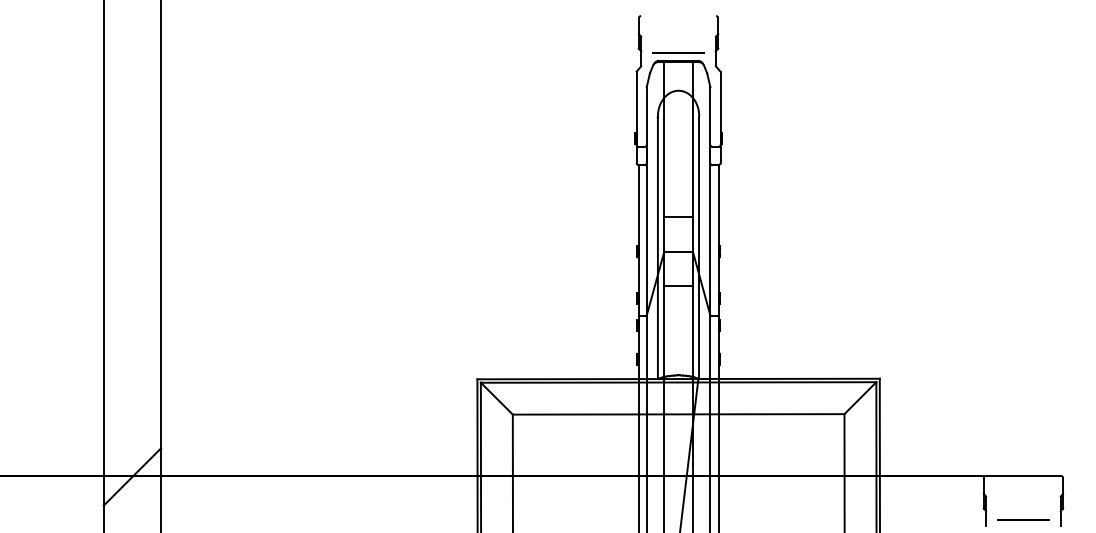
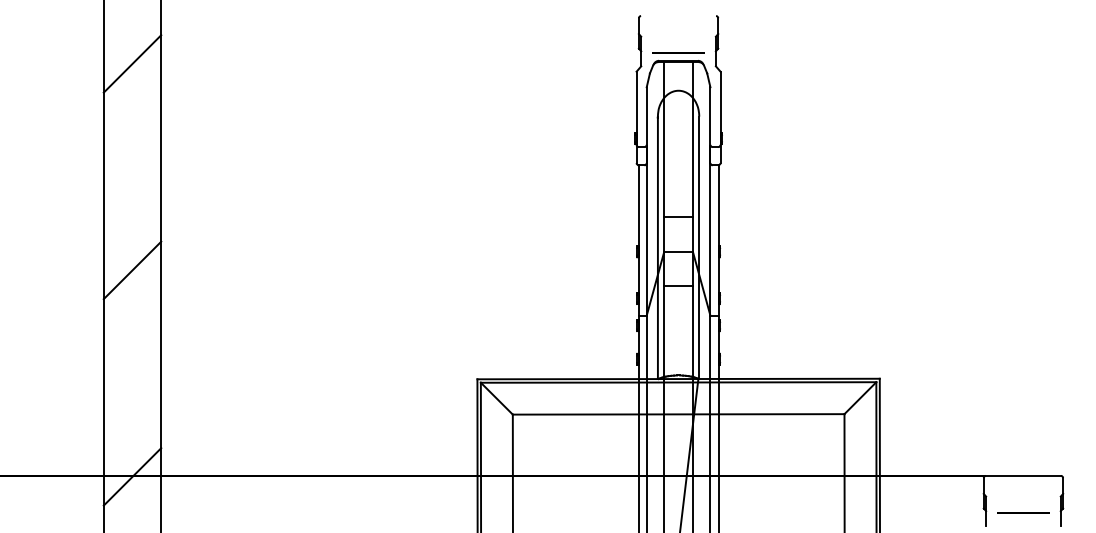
line: none -> present (132, 63)
line: none -> present (132, 270)
line position: (1023, 519) -> (1023, 512) (1023, 512)
